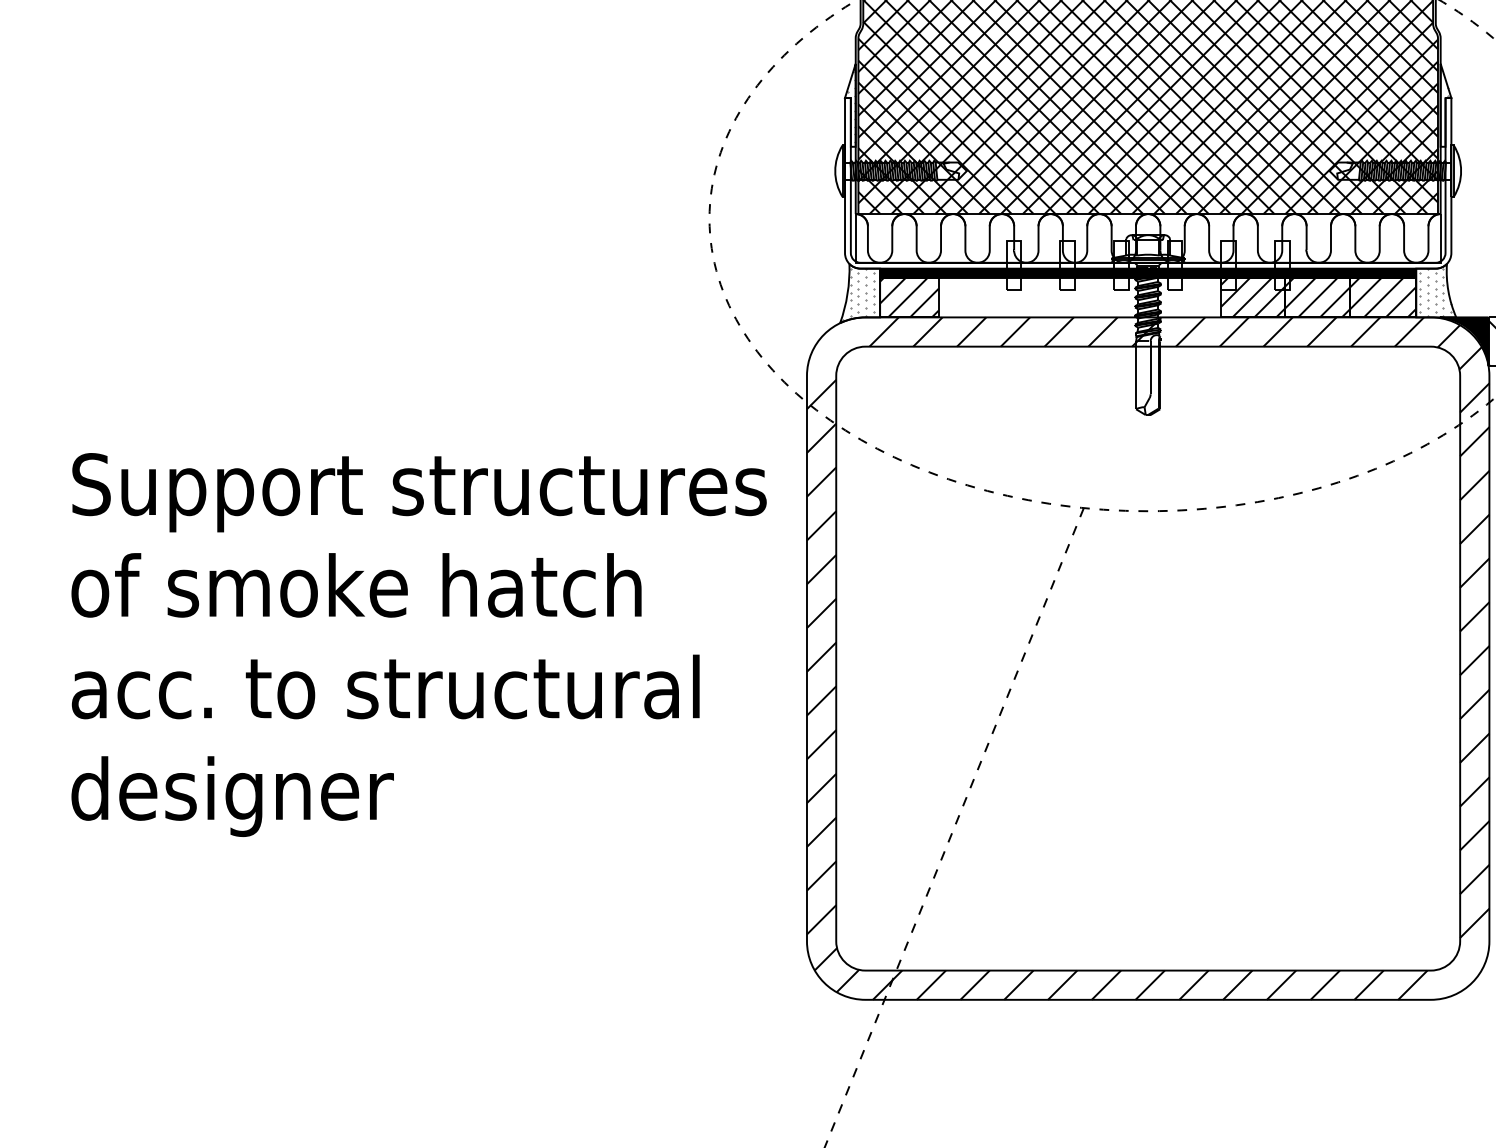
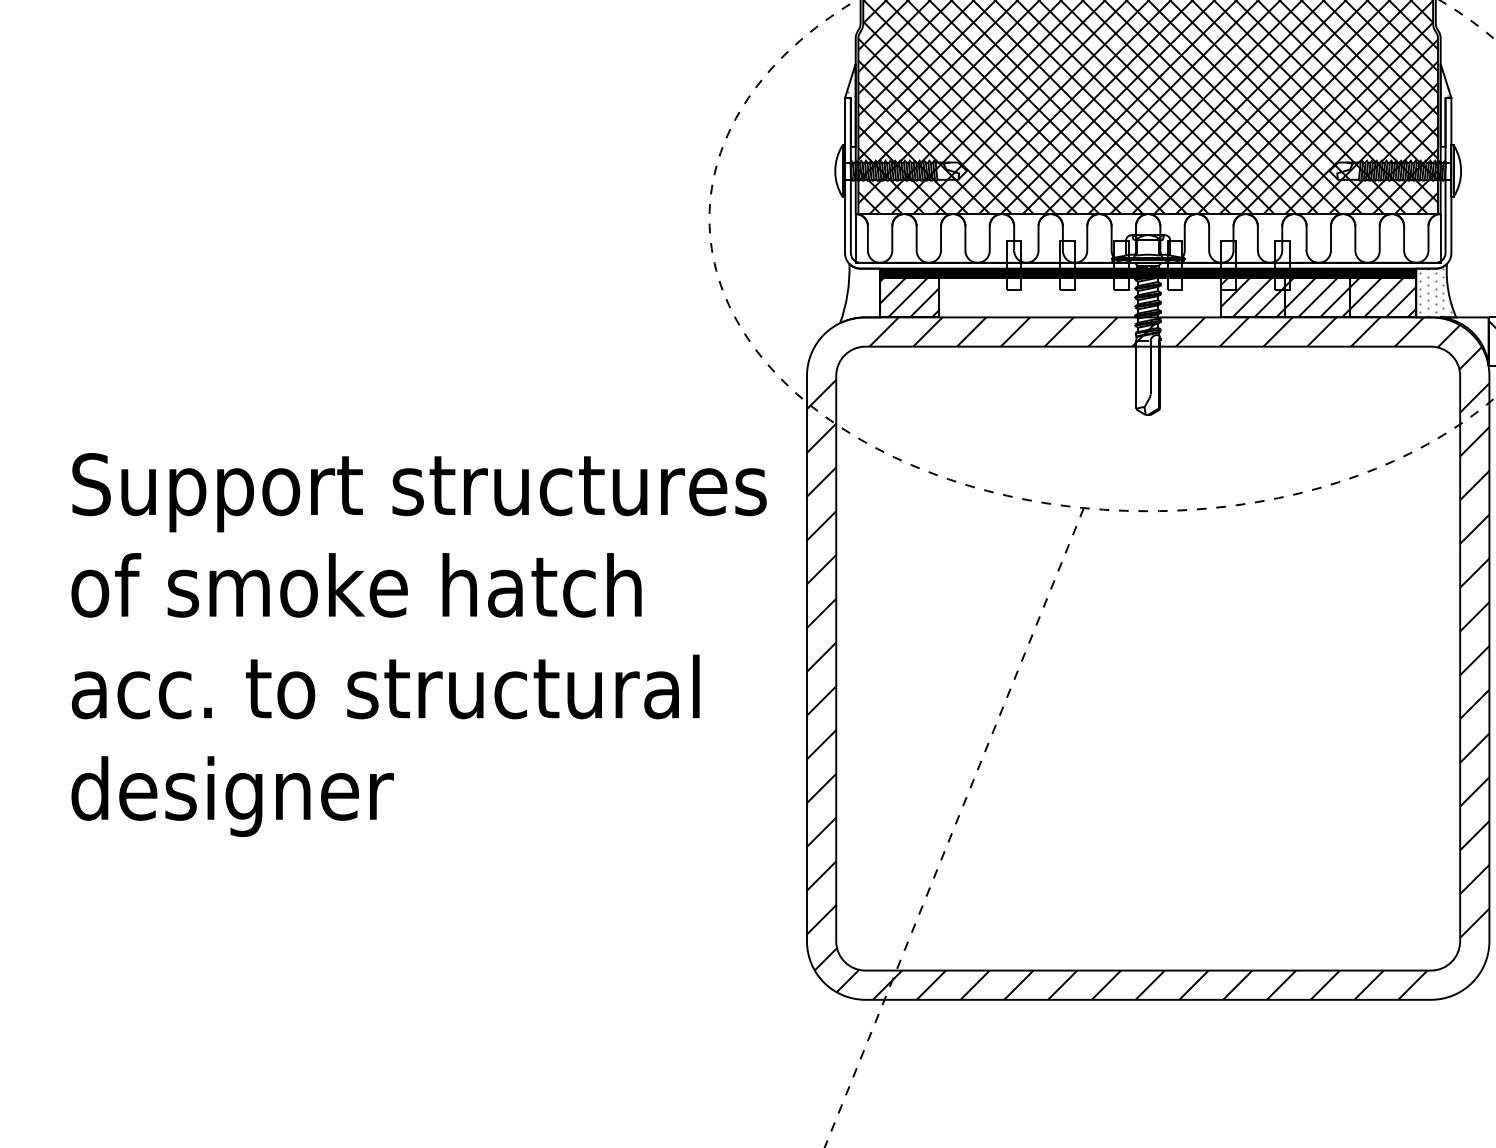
hatch: present -> none (857, 294)
fill: present -> none (1463, 341)
